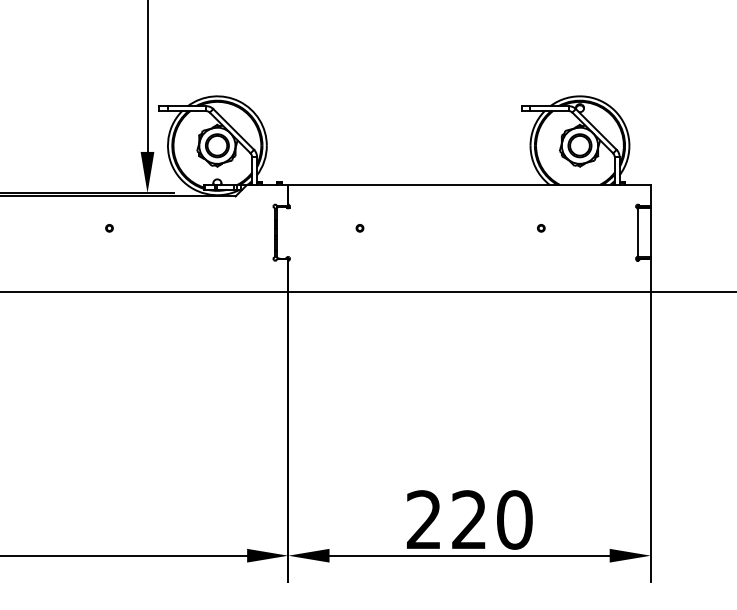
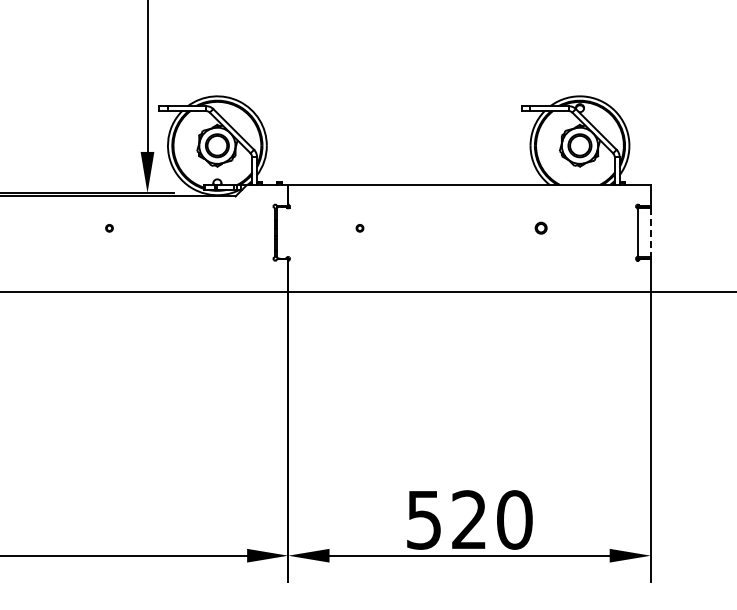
part size: 9x9 px -> 14x14 px (540, 227)
line: solid -> dashed (650, 233)
text: 220 -> 520 (423, 519)
